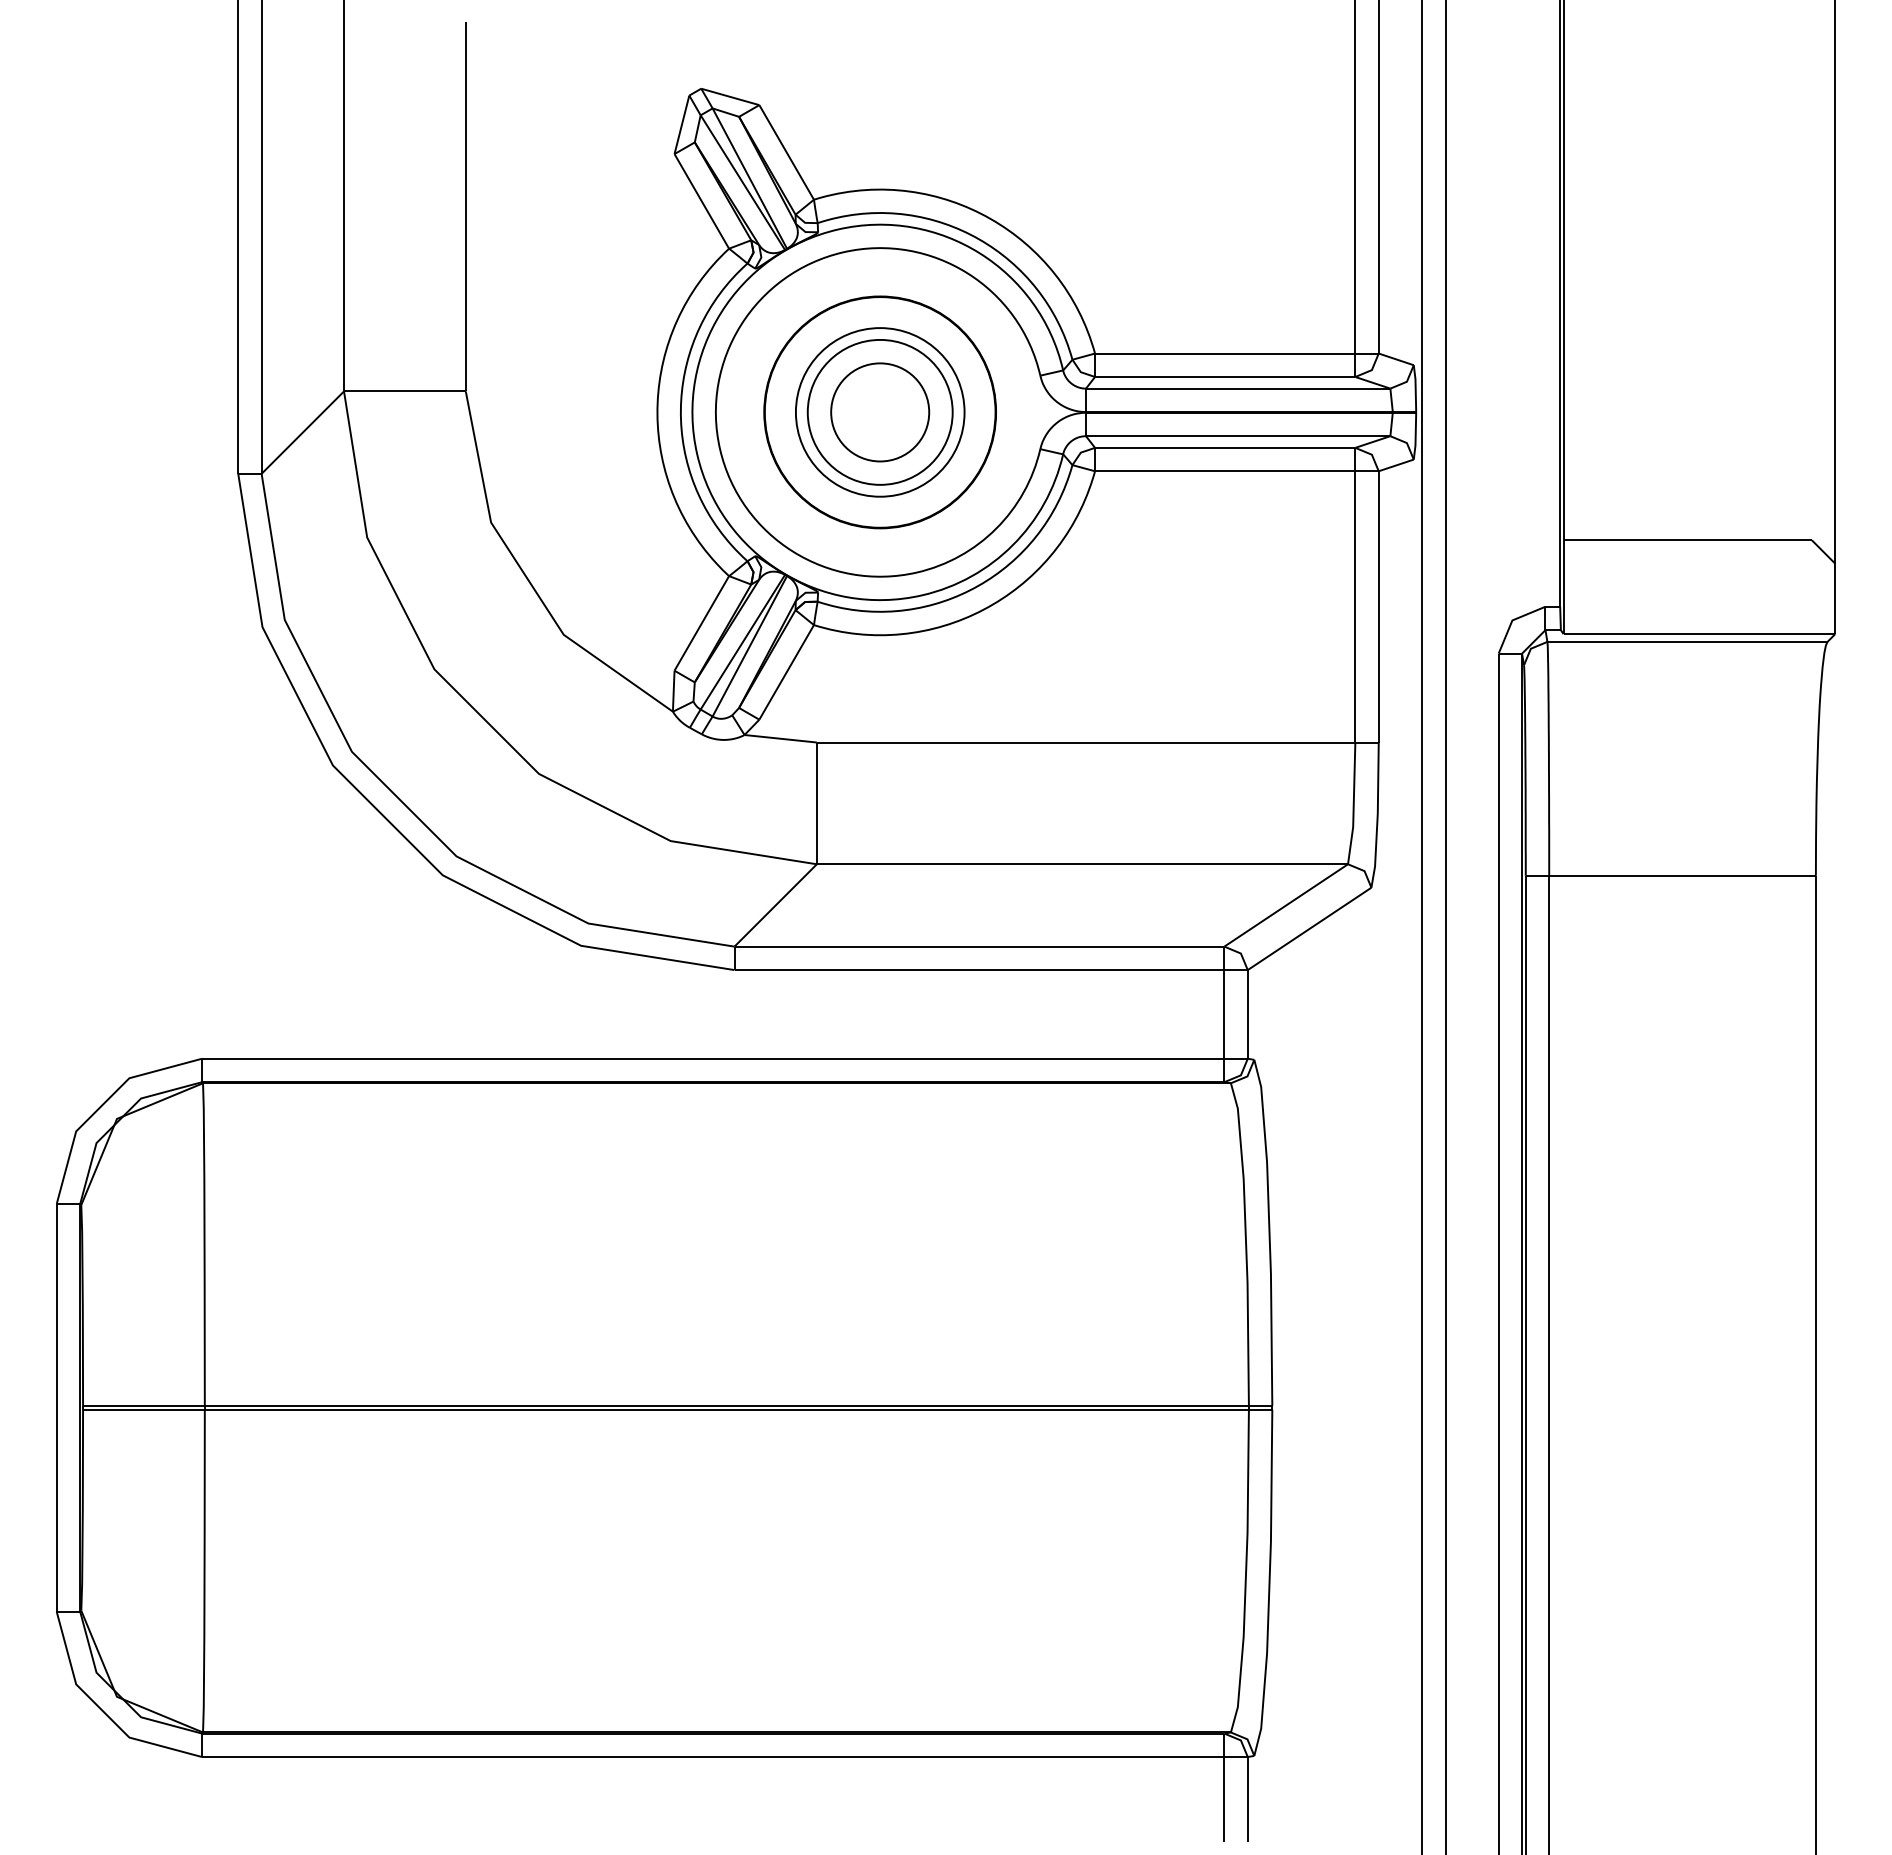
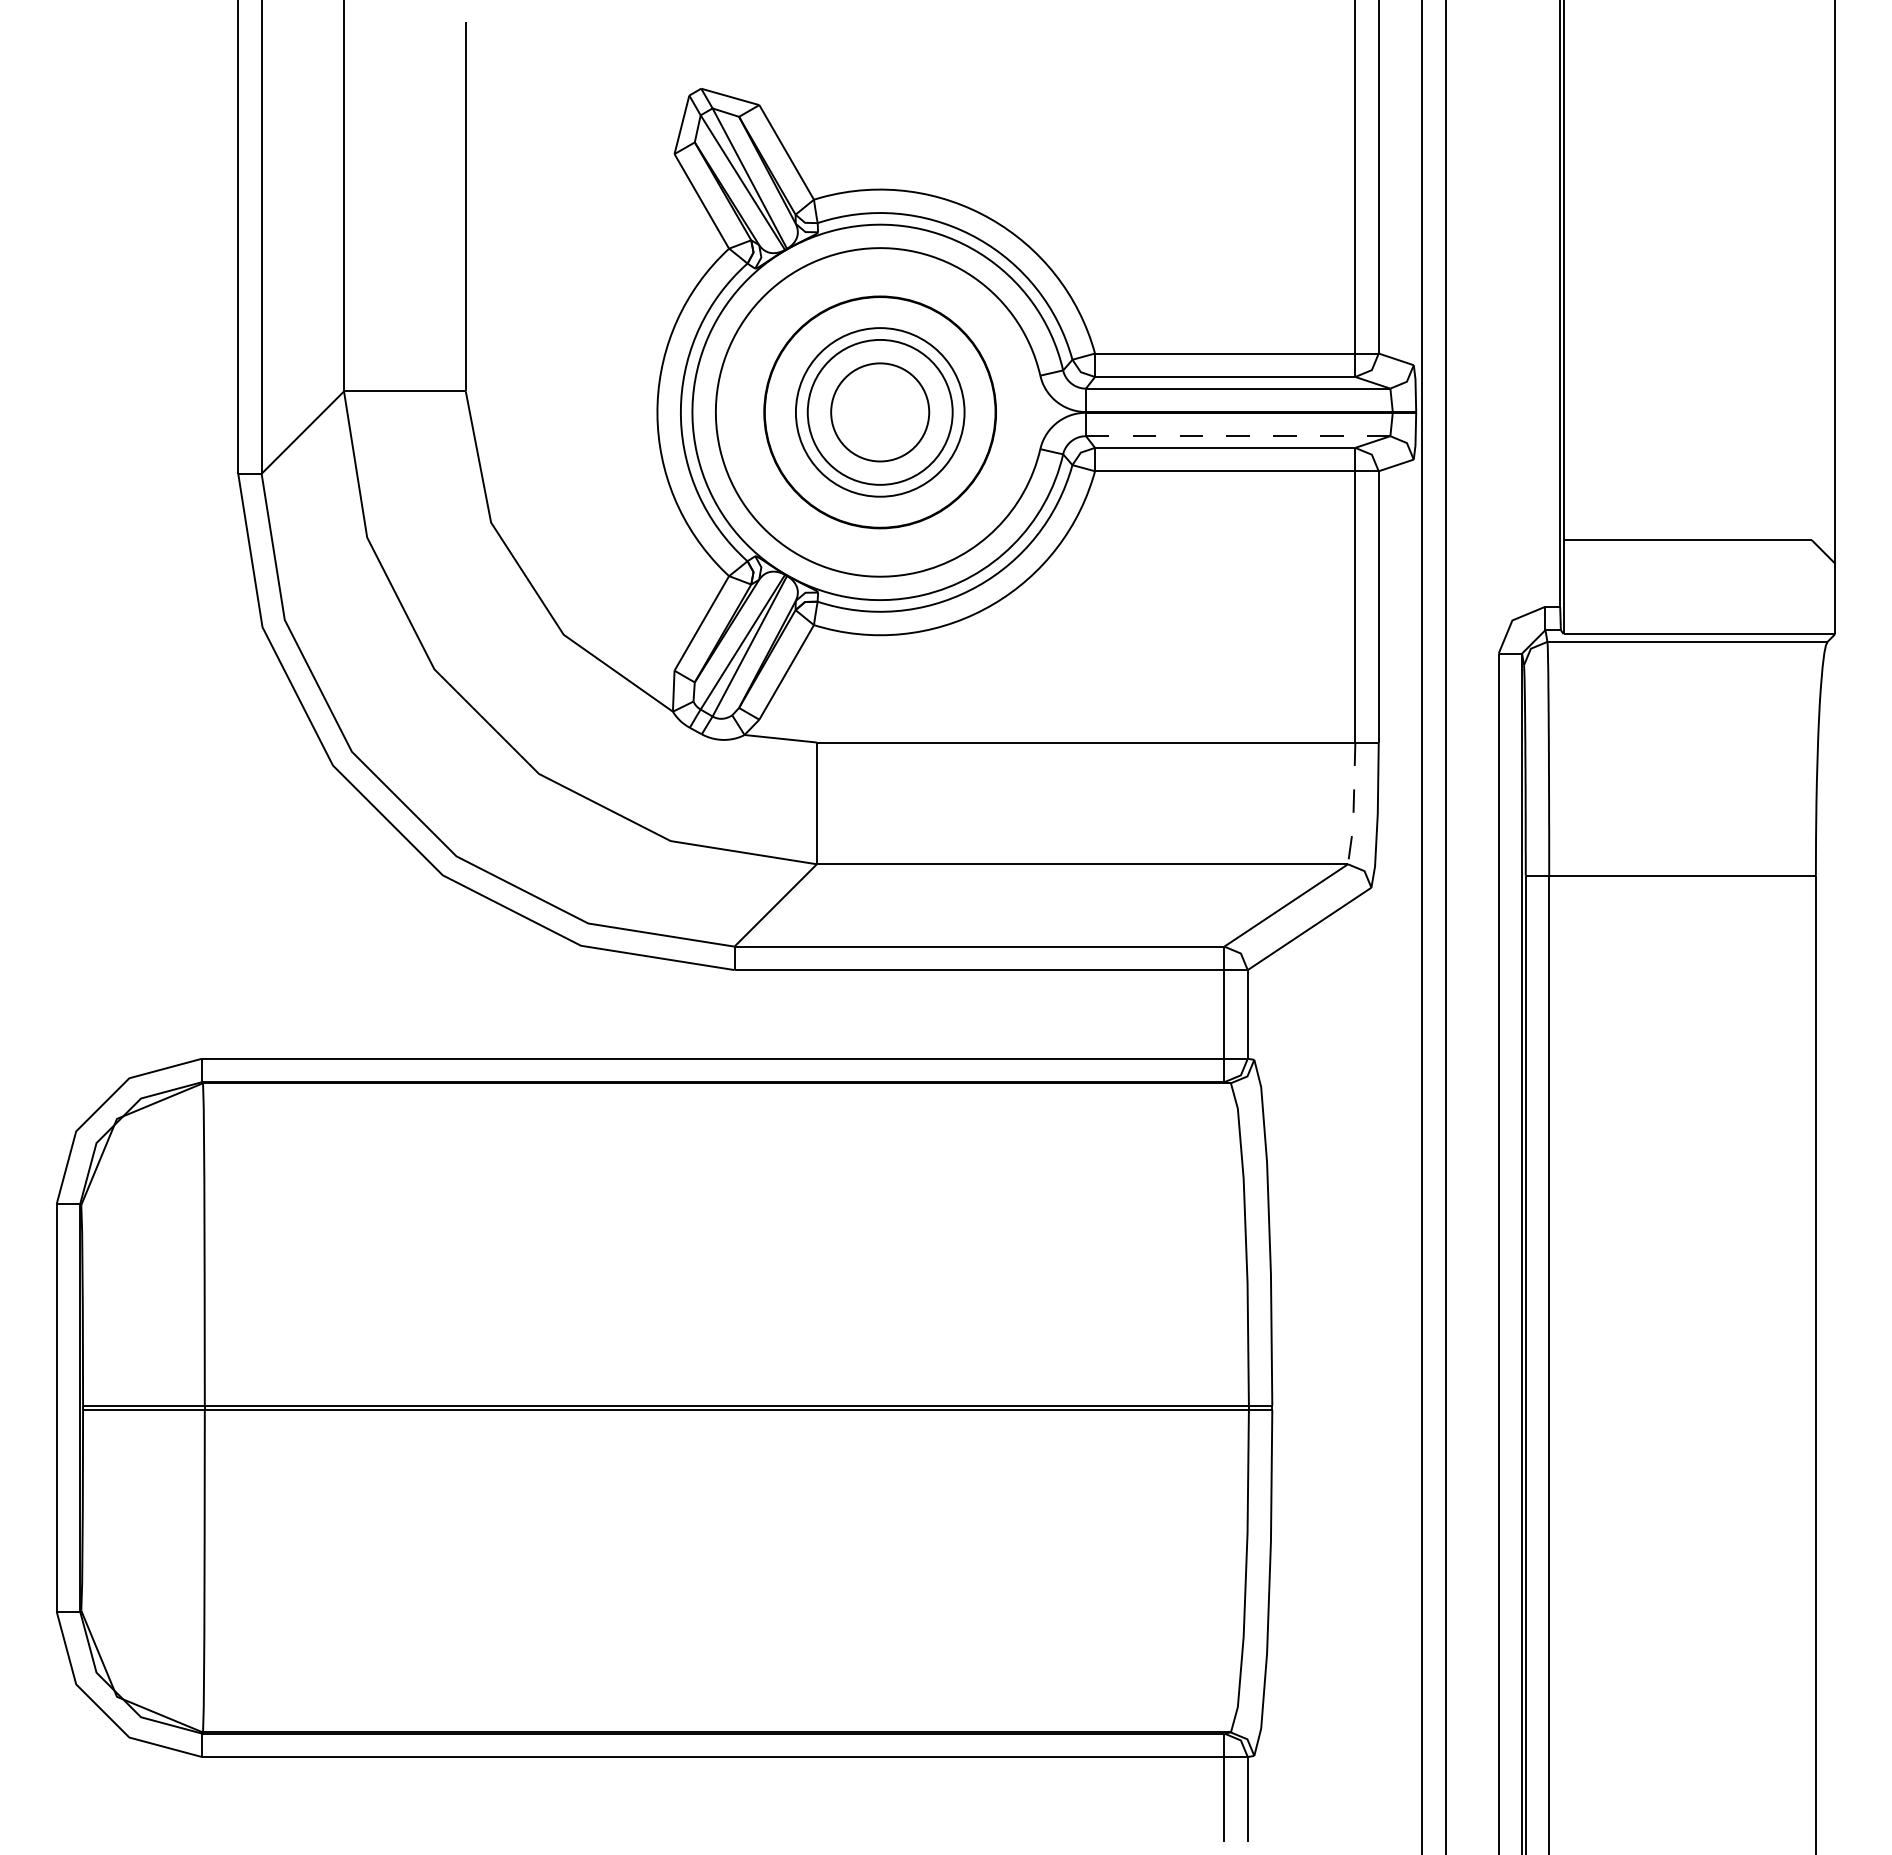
line: solid -> dashed (1237, 436)
line: solid -> dashed (1353, 804)
